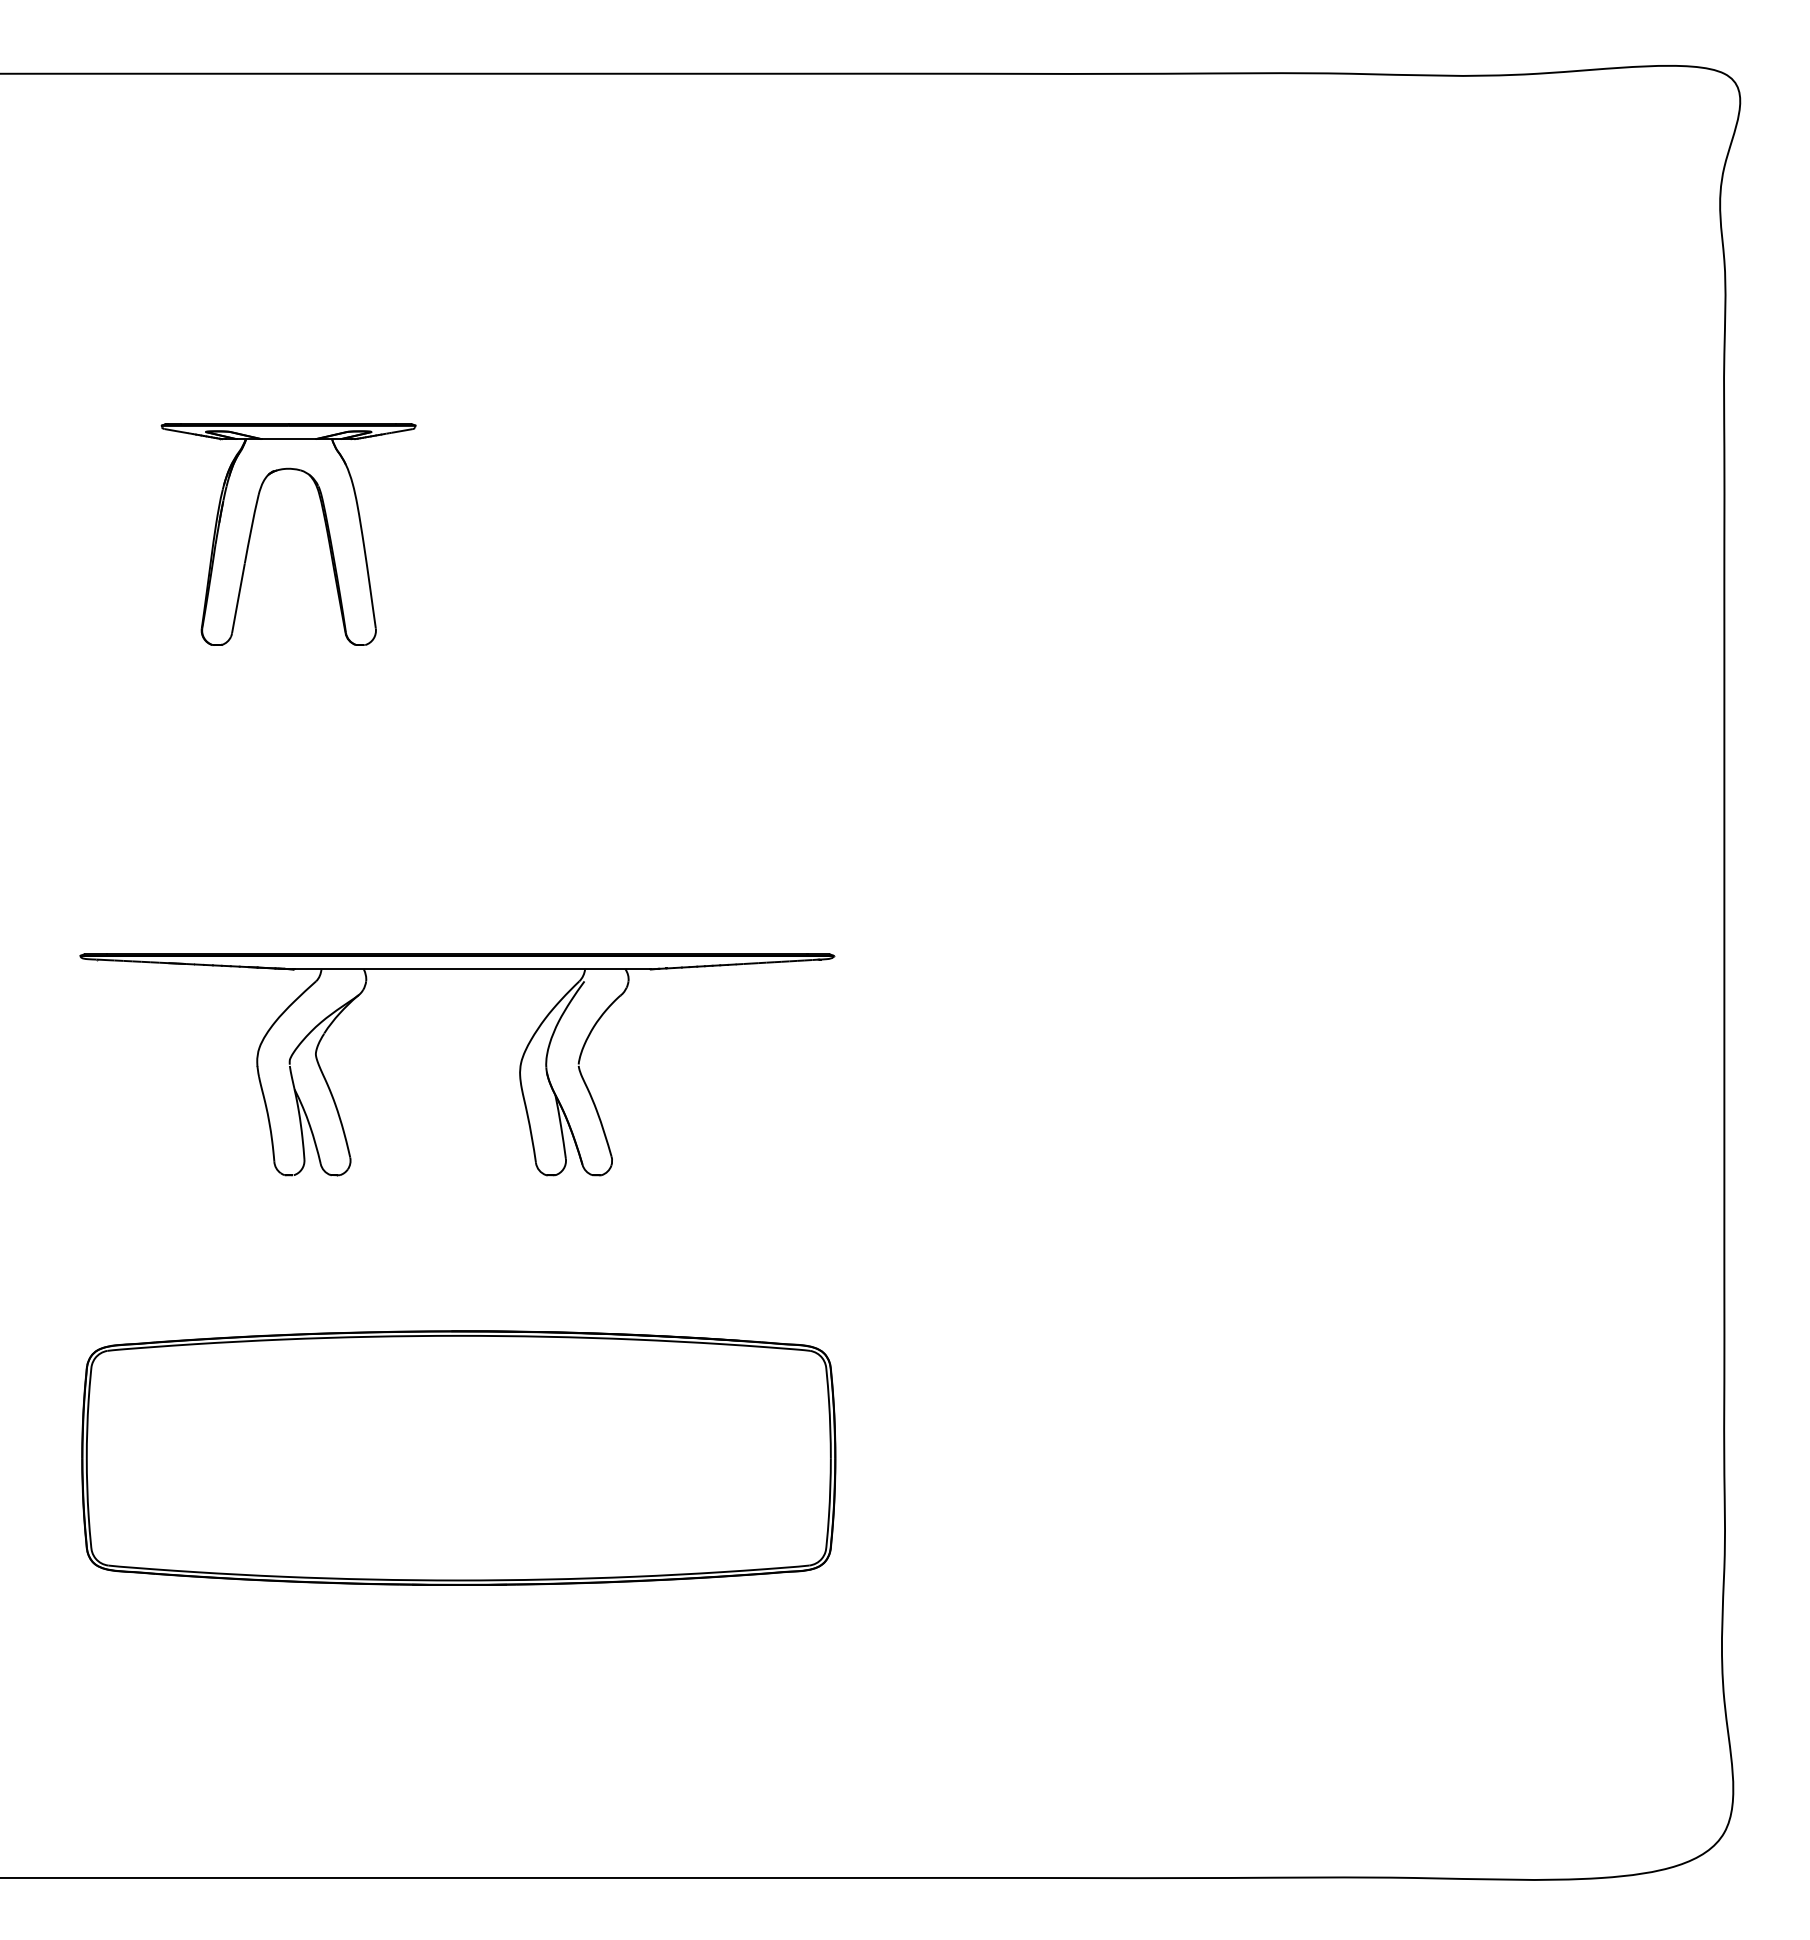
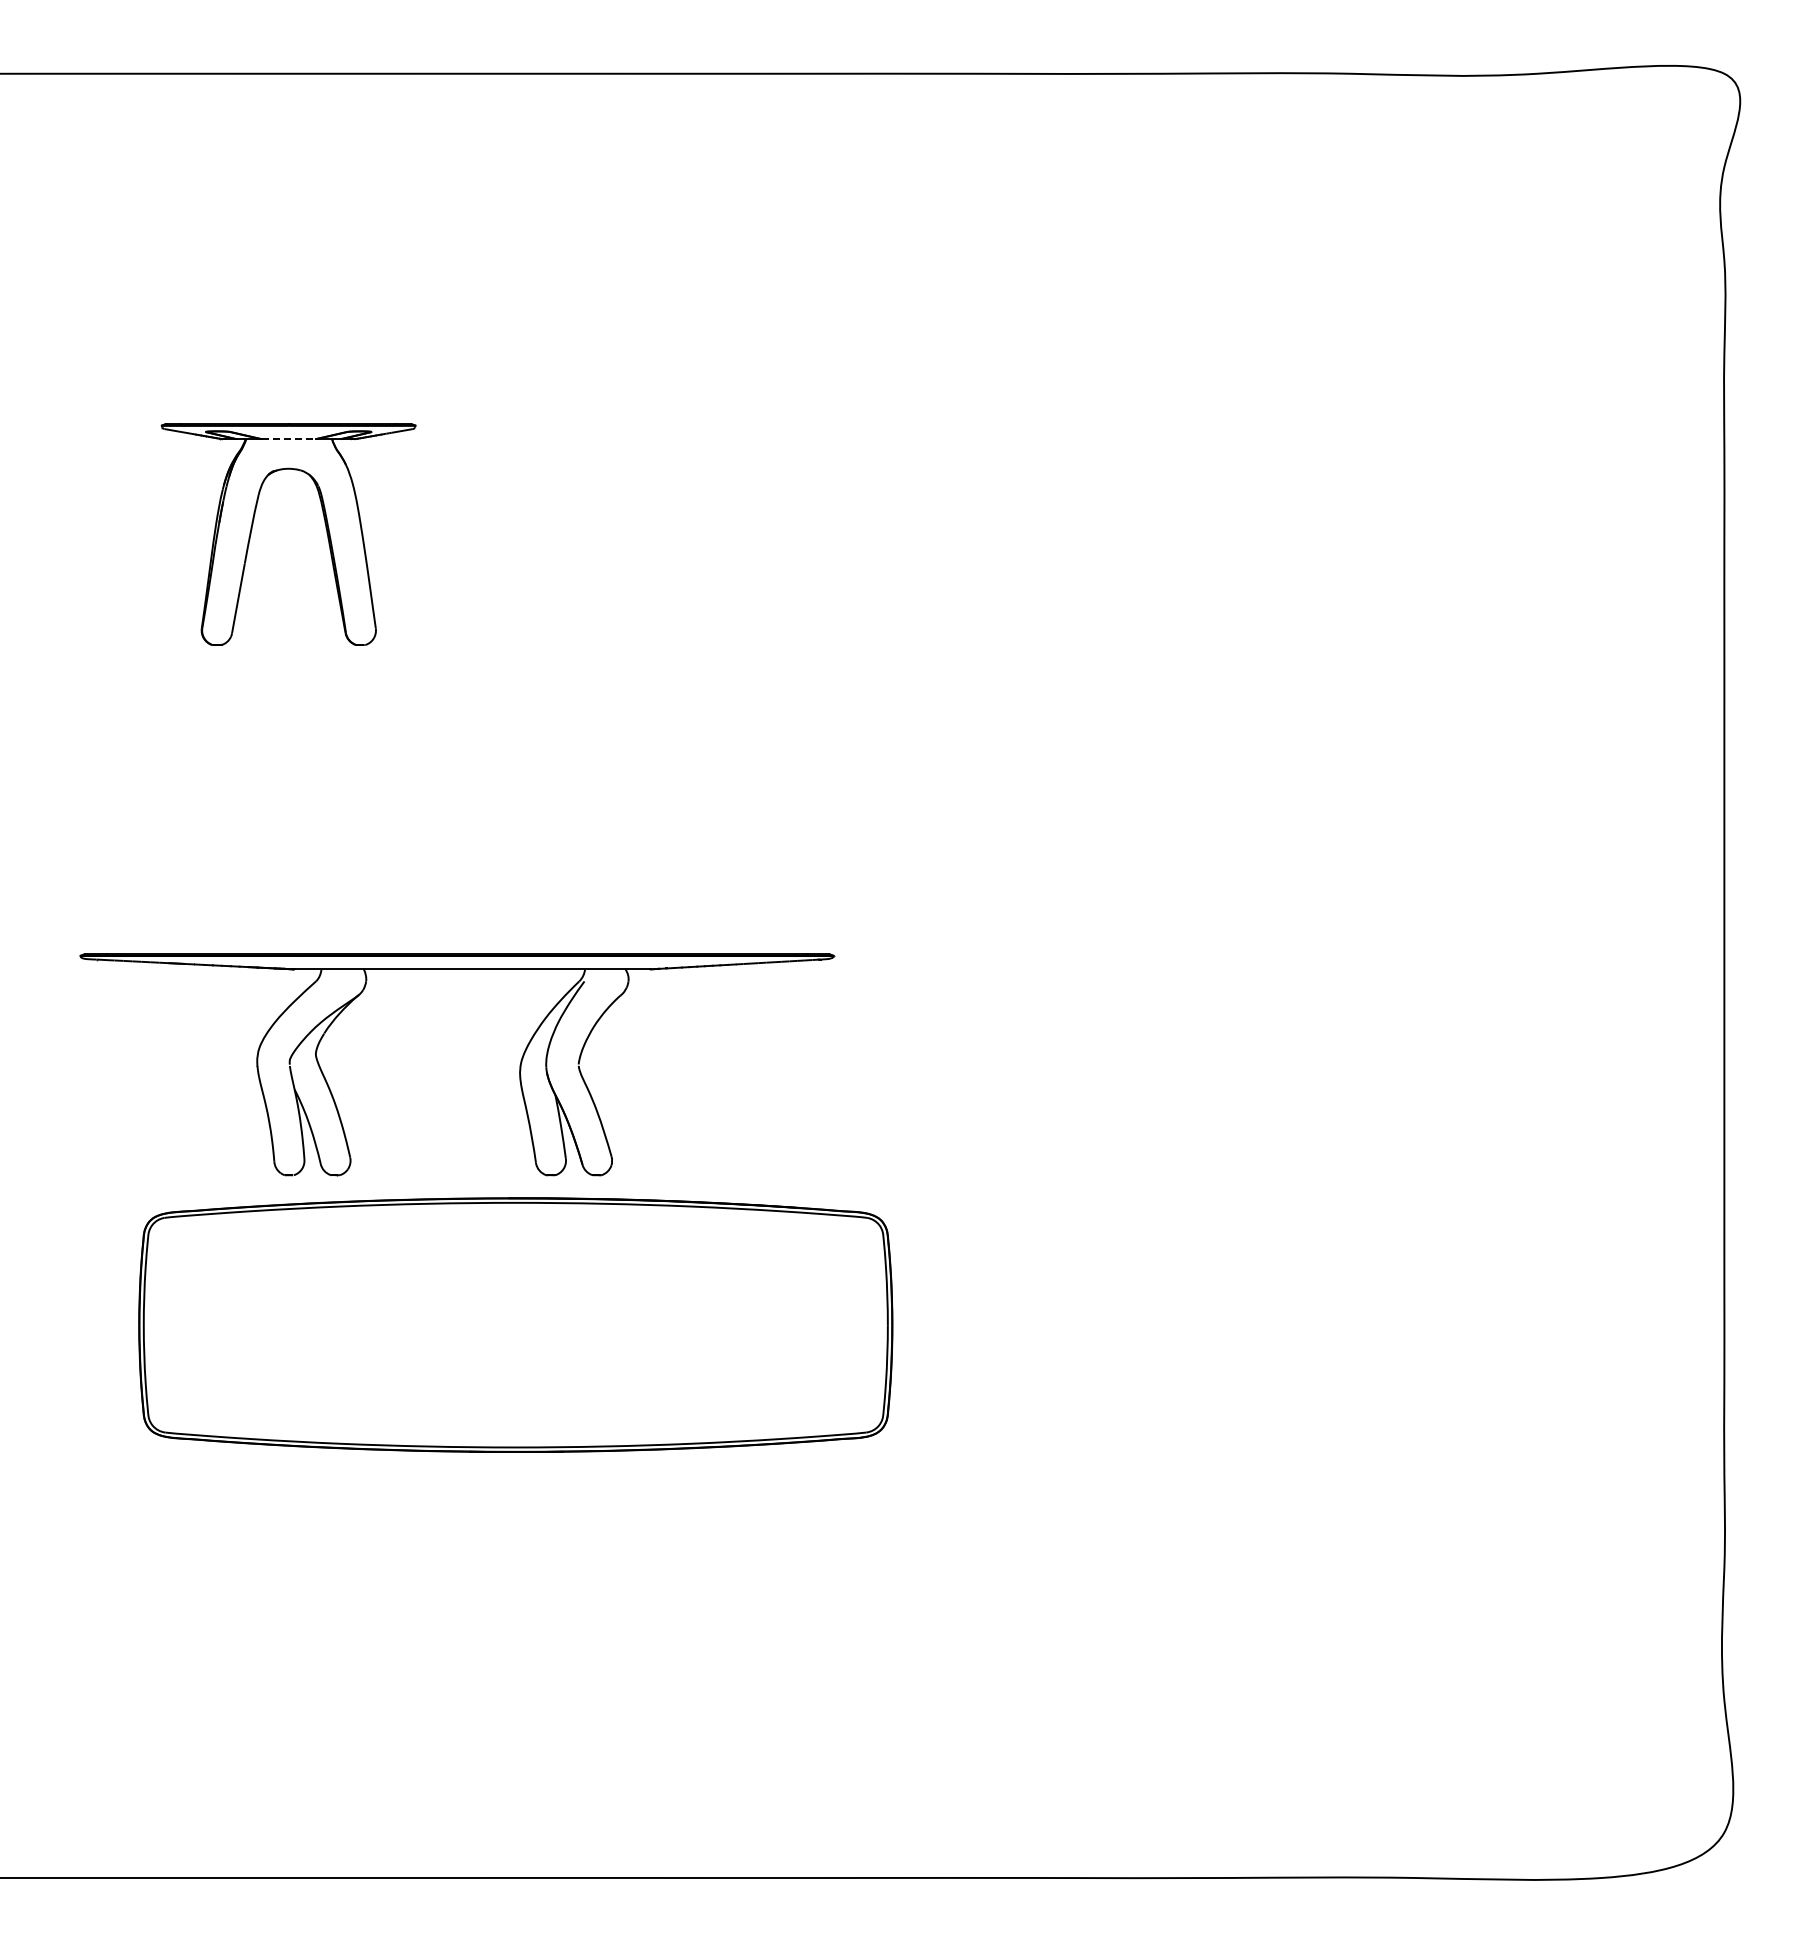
line: solid -> dashed (289, 439)
part position: (458, 1457) -> (515, 1324) (515, 1324)
